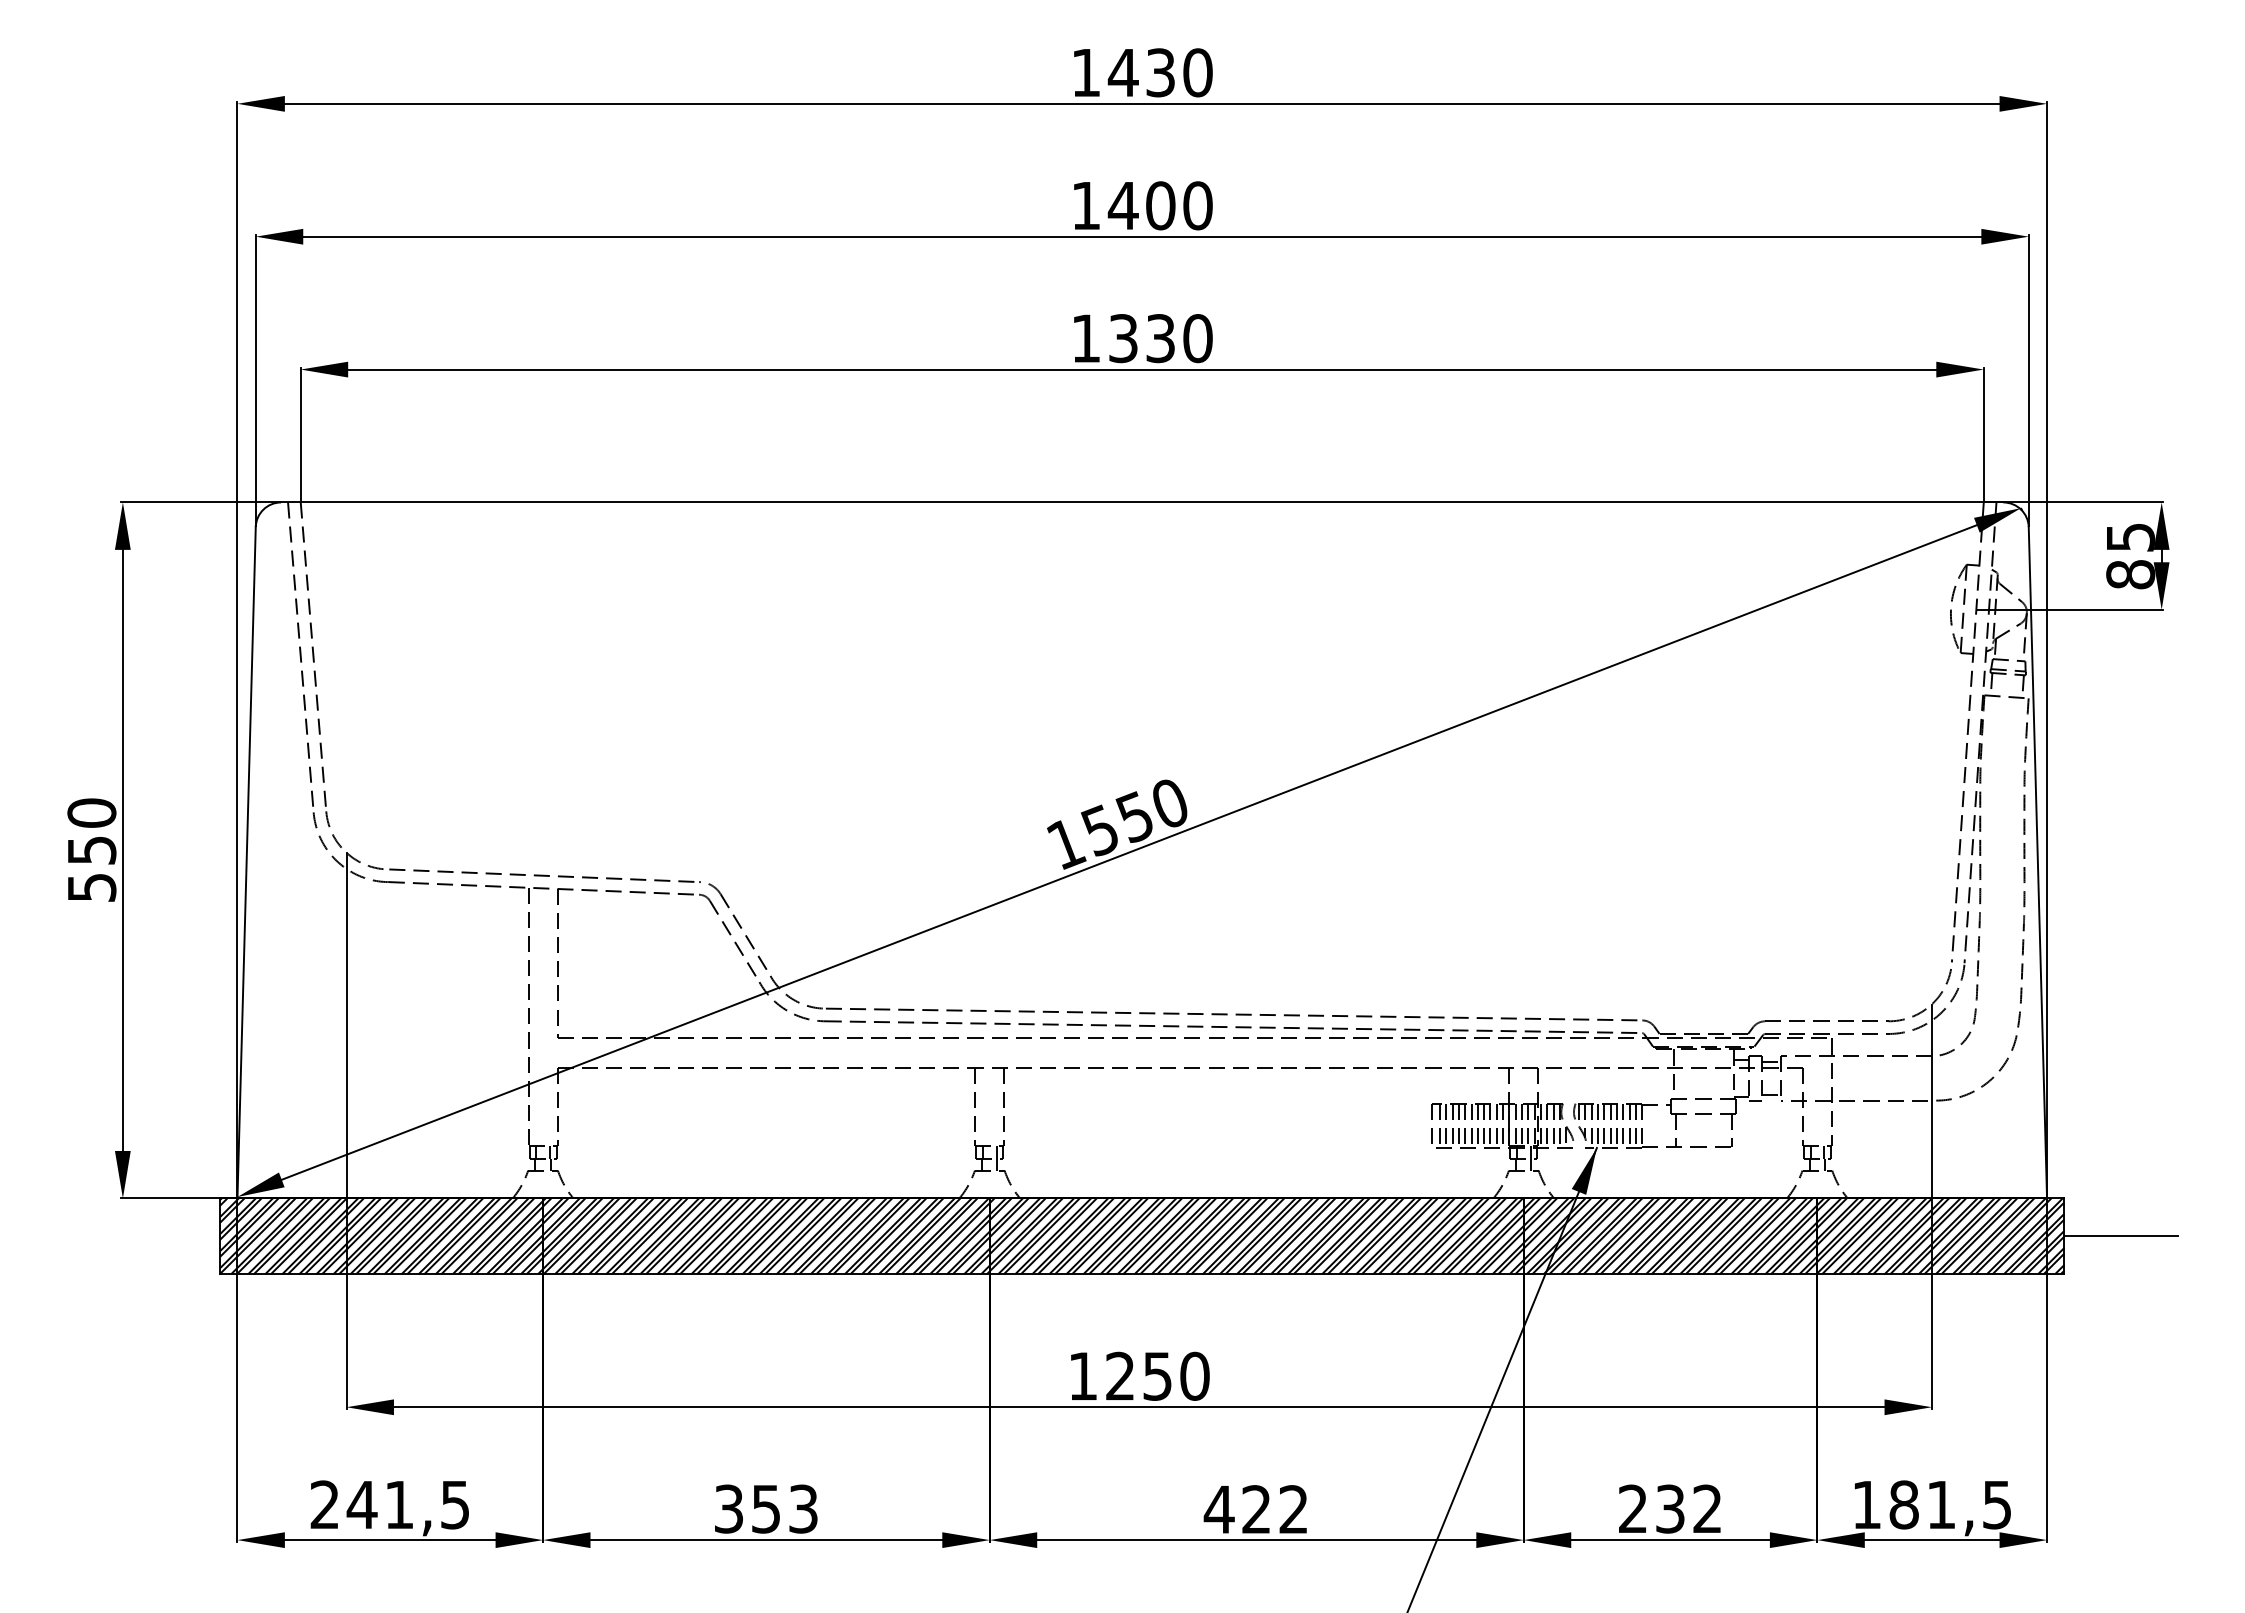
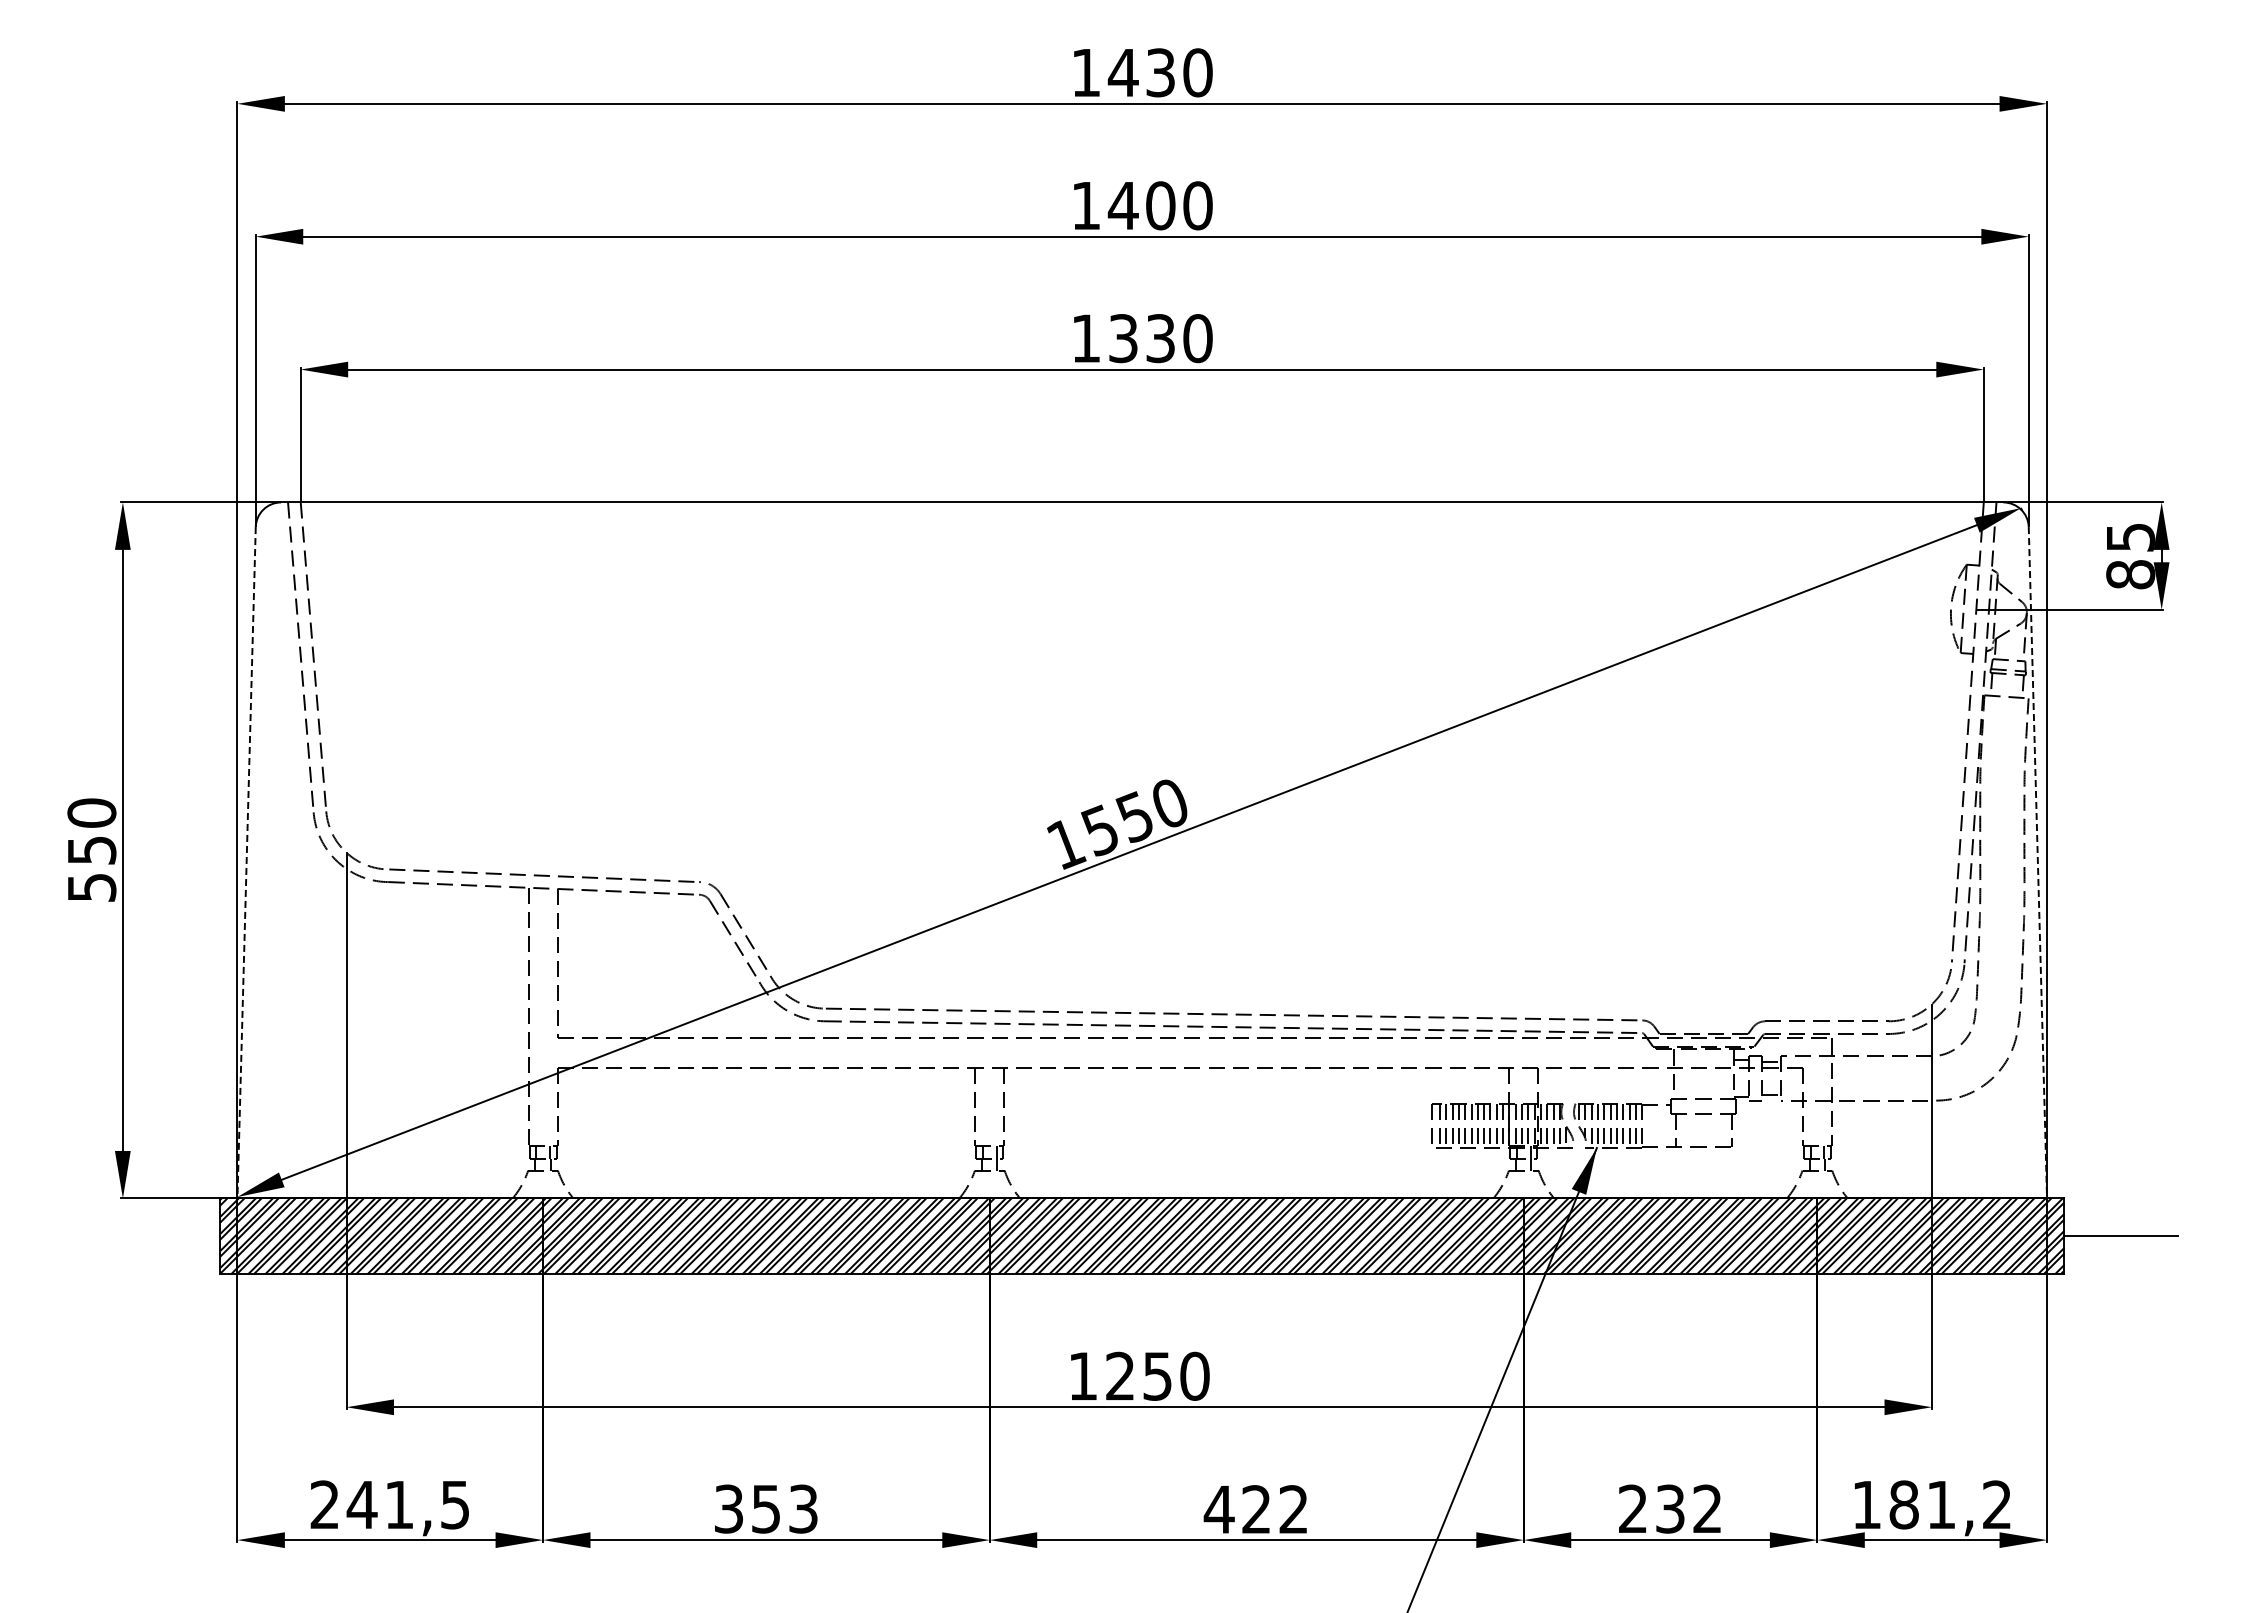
line: solid -> dashed (246, 862)
line: solid -> dashed (2037, 862)
text: 181,5 -> 181,2 (1996, 1504)
